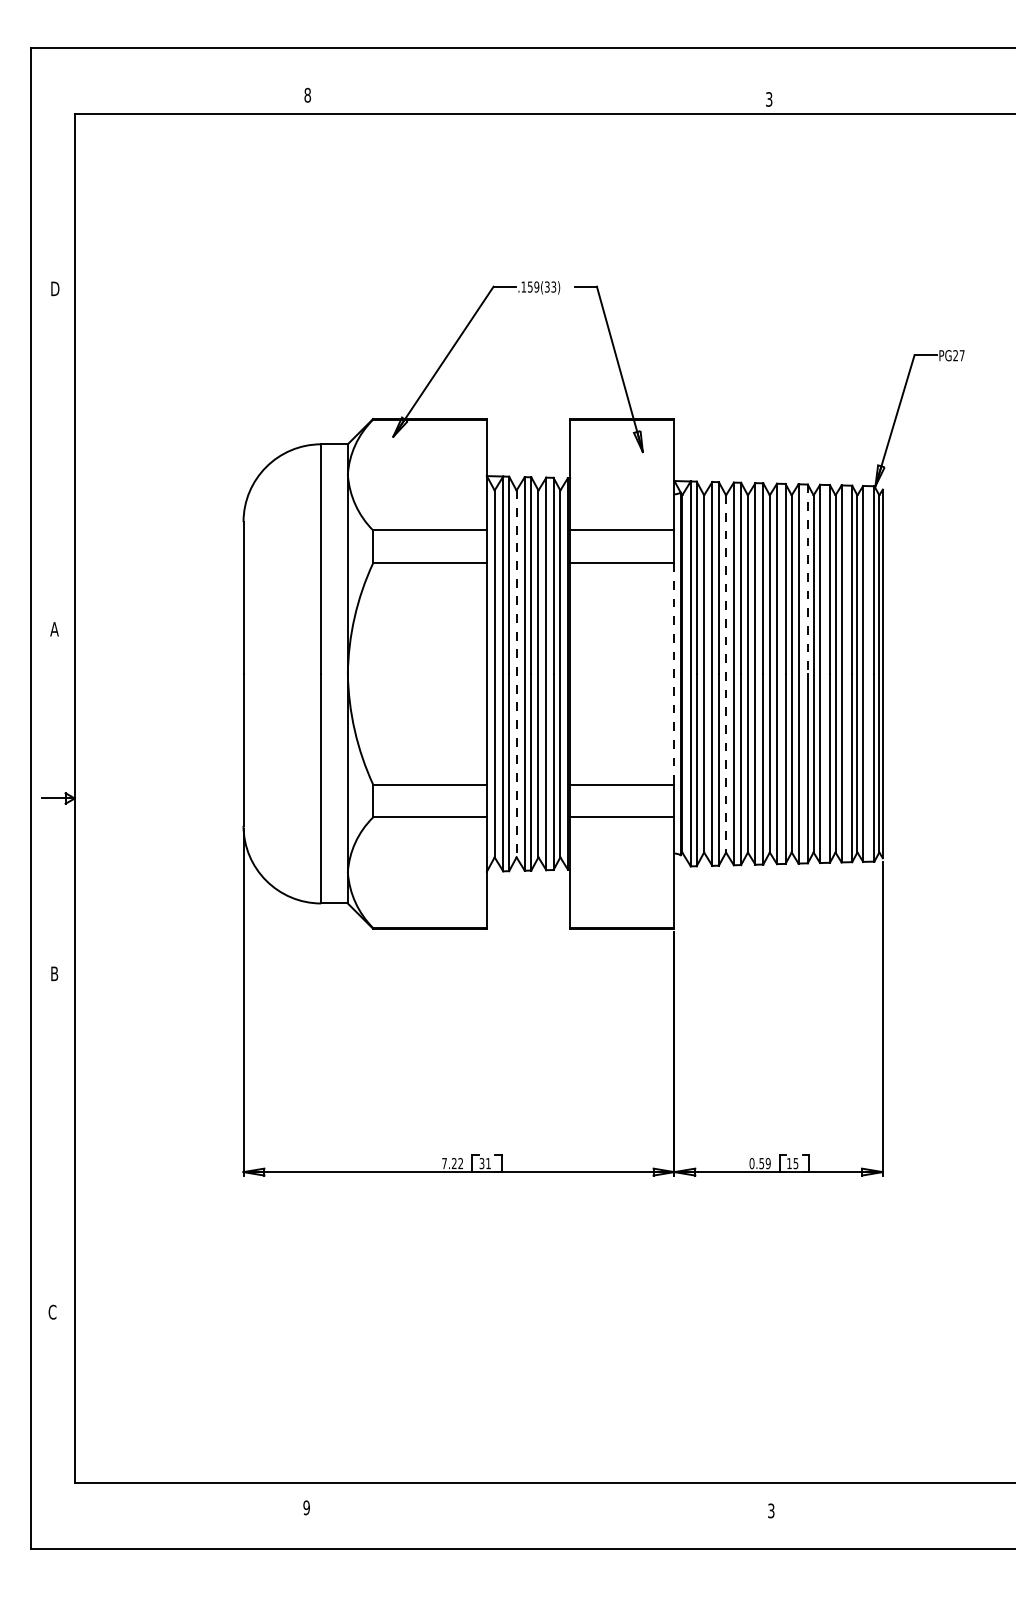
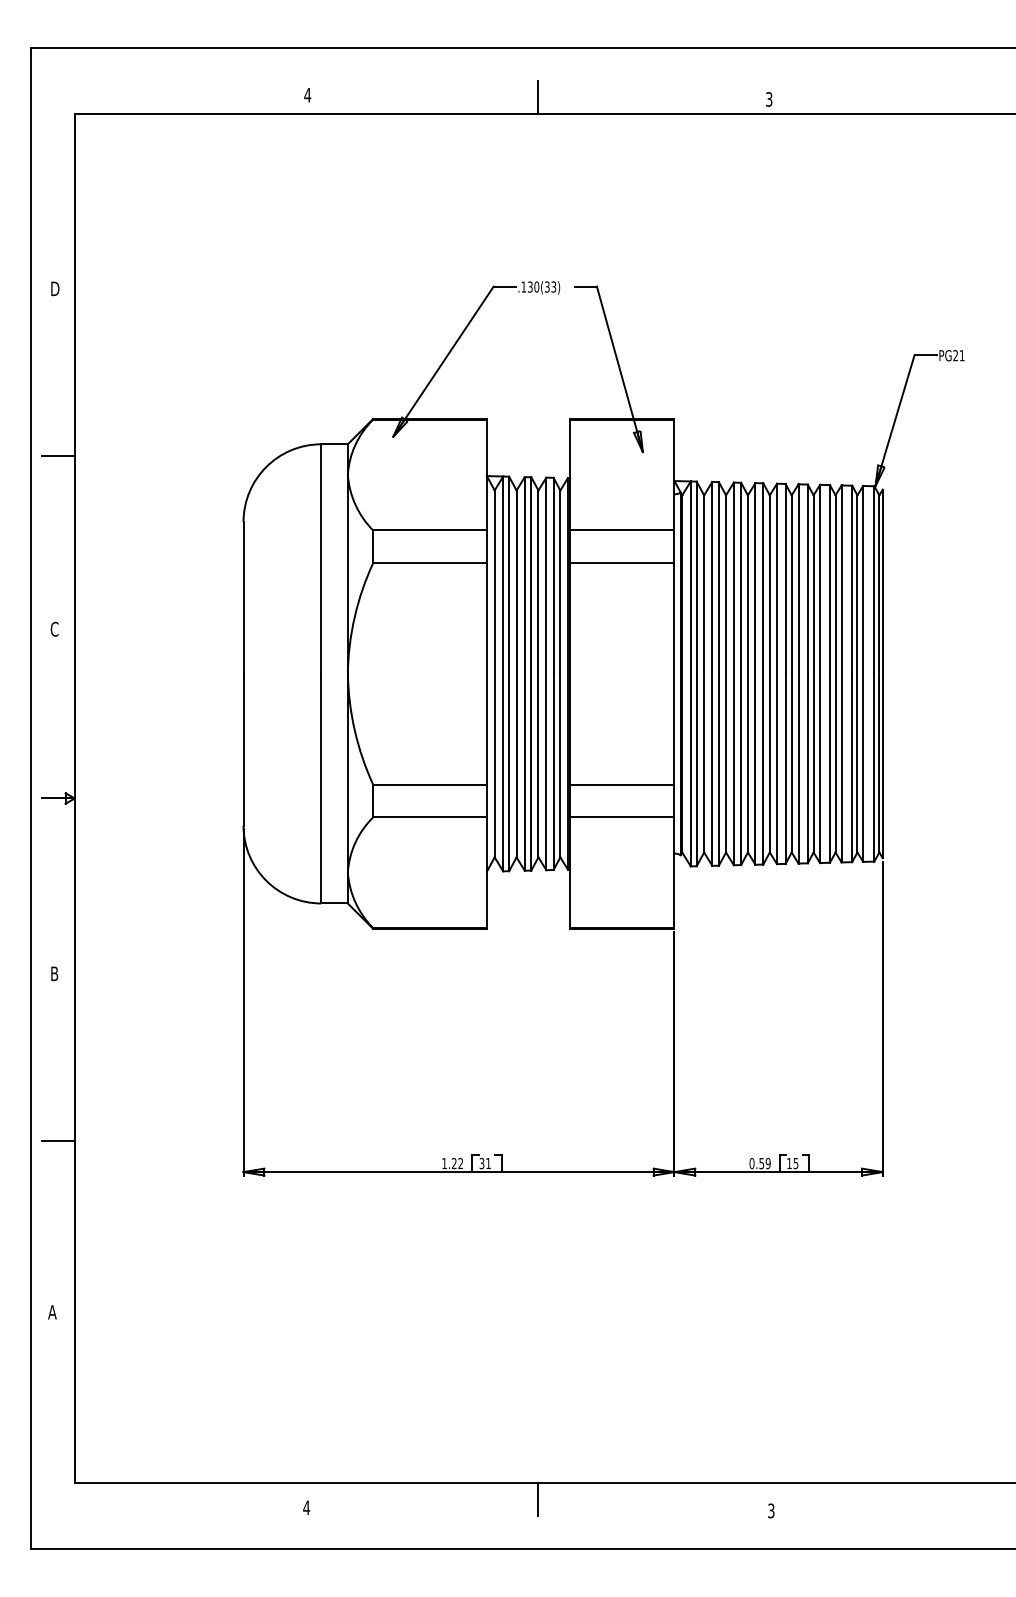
text: 8 -> 4 (307, 94)
line: none -> present (538, 97)
text: .159(33) -> .130(33) (533, 286)
text: PG27 -> PG21 (961, 355)
line: none -> present (57, 456)
line: dashed -> solid (807, 579)
text: A -> C (54, 628)
line: dashed -> solid (674, 673)
line: dashed -> solid (726, 673)
line: dashed -> solid (516, 674)
line: none -> present (57, 1140)
text: 7.22 -> 1.22 (444, 1163)
text: C -> A (52, 1311)
line: none -> present (538, 1498)
text: 9 -> 4 (306, 1507)
